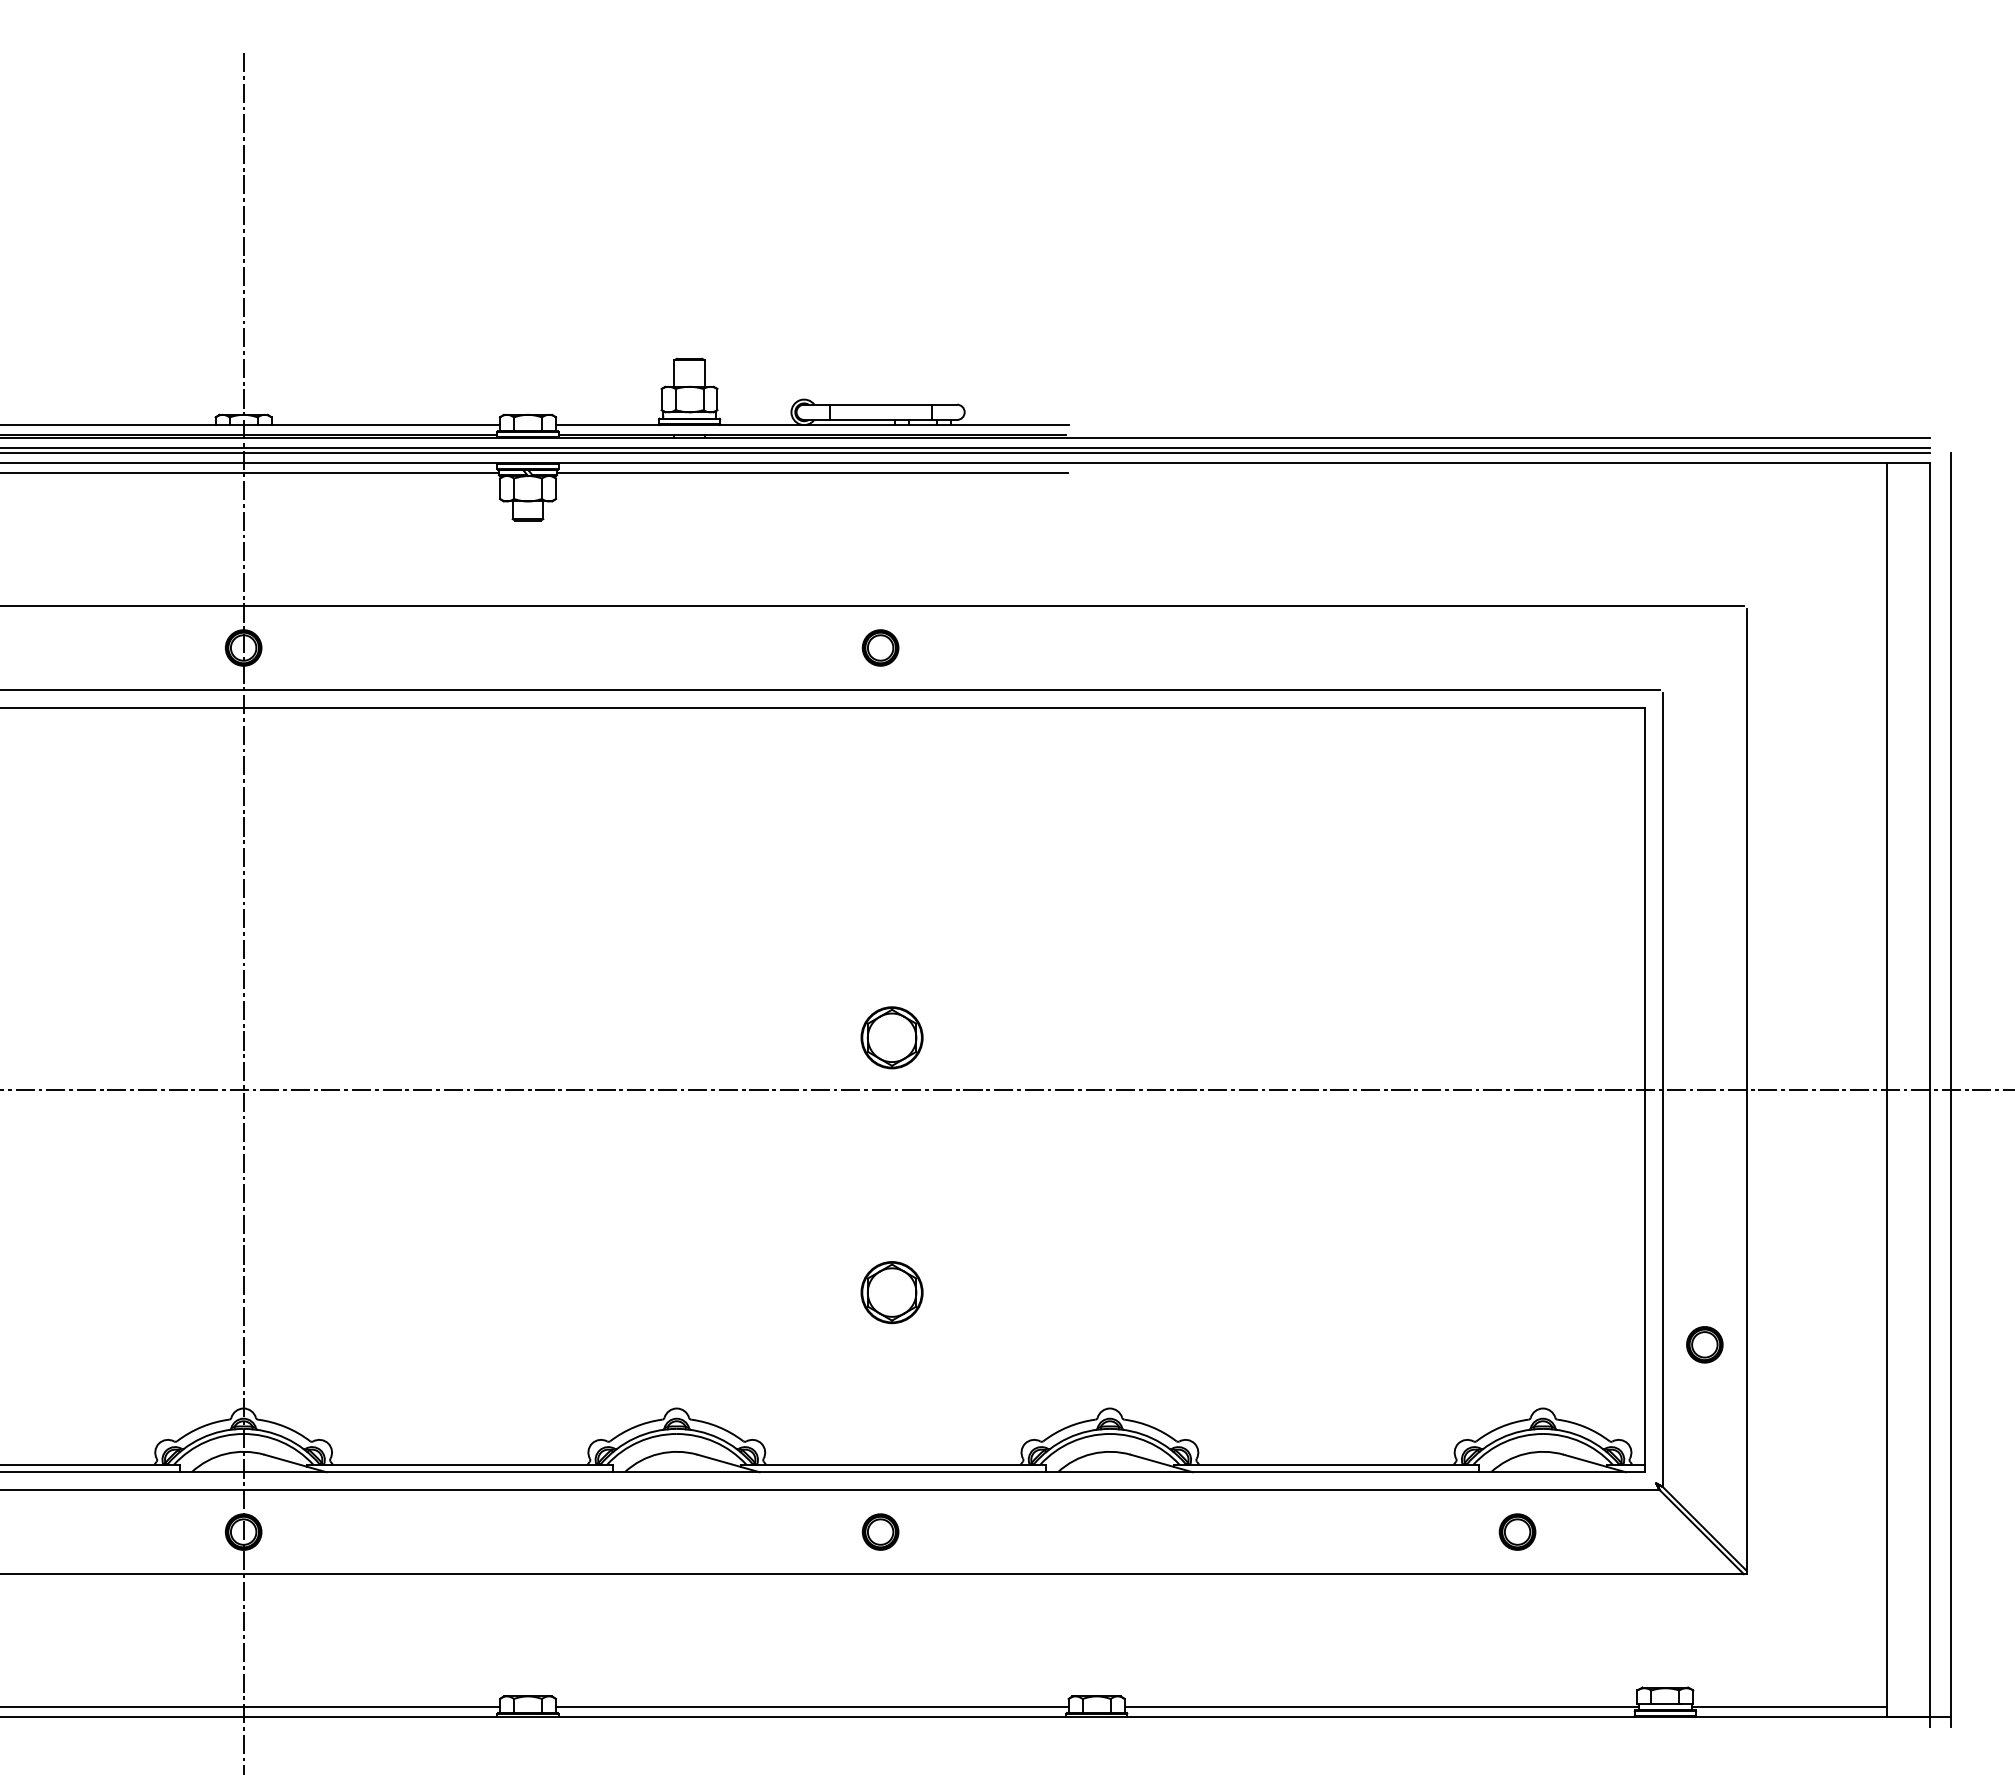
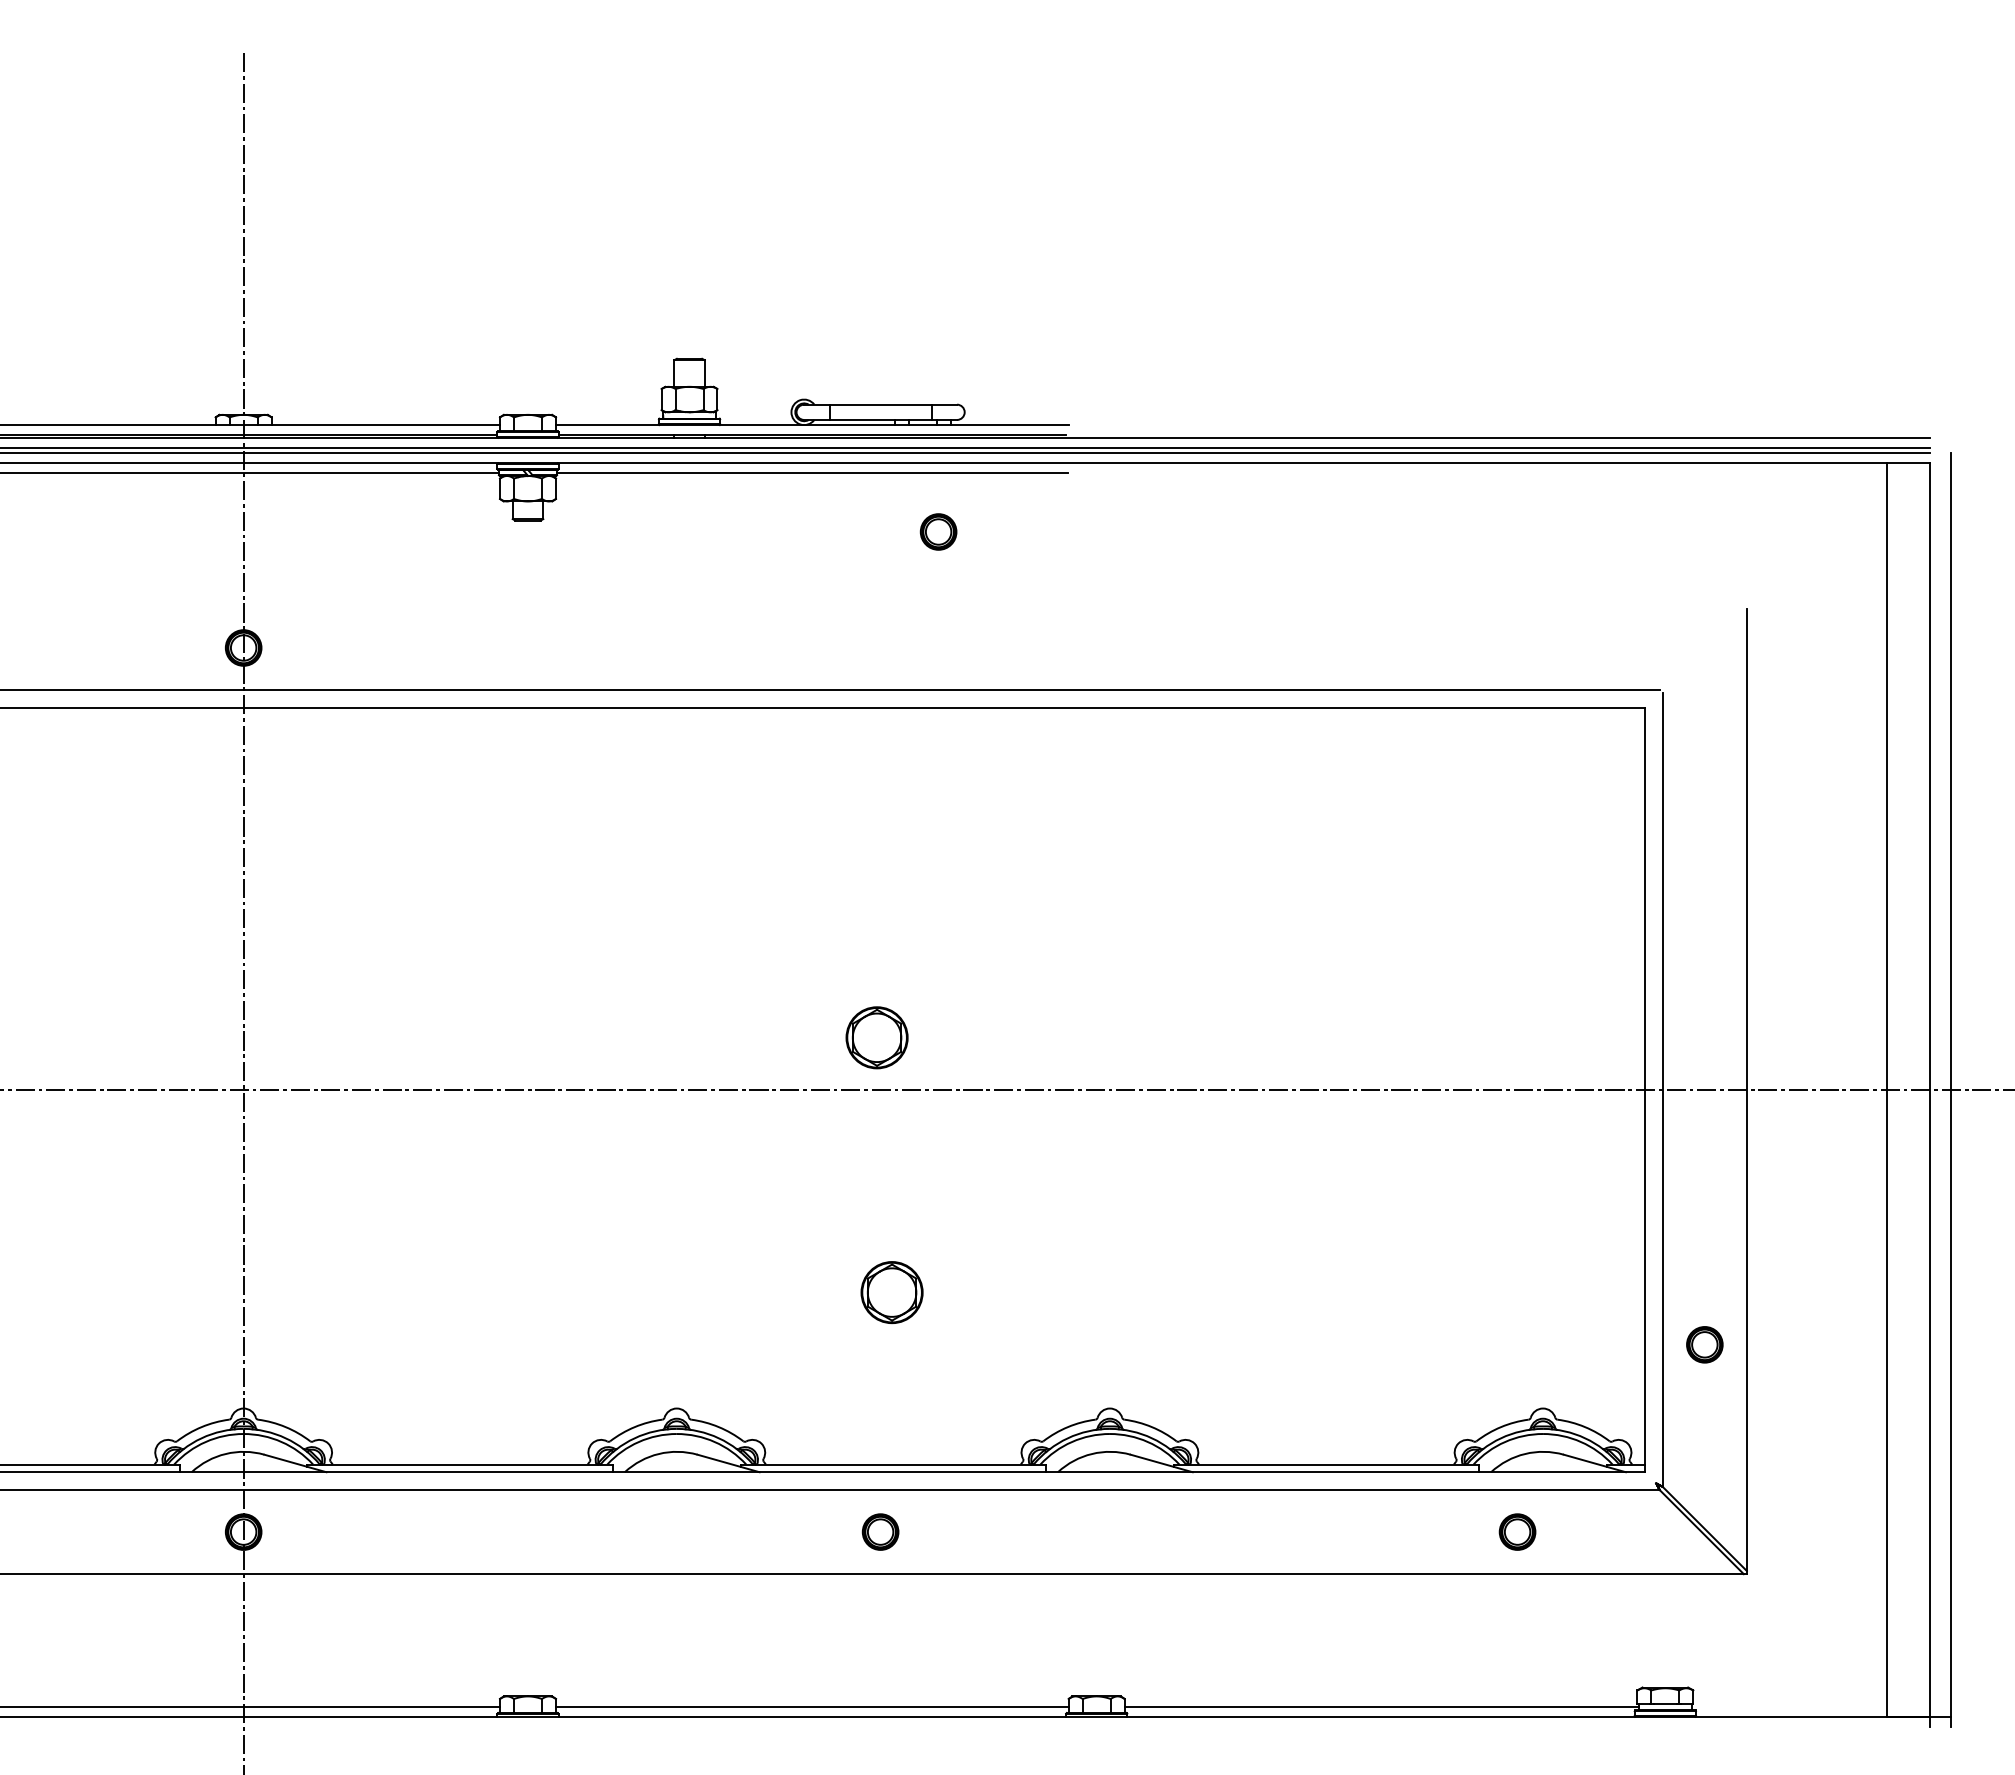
line: present -> none (872, 605)
part position: (880, 647) -> (938, 531) (938, 531)
part position: (891, 1037) -> (876, 1037) (876, 1037)
line: present -> none (1789, 1706)
